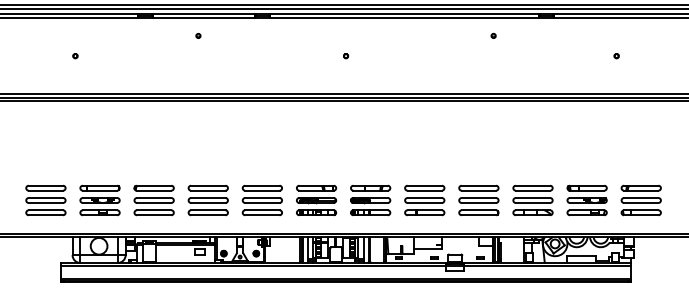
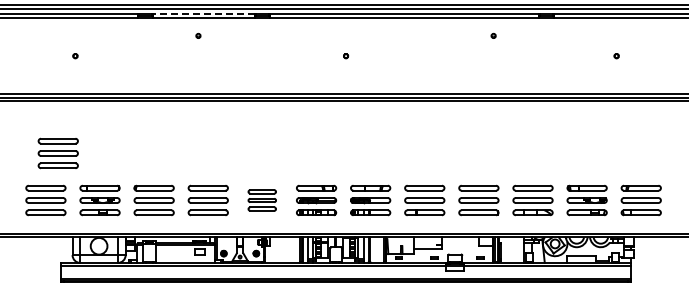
line: solid -> dashed (203, 13)
part: none -> present (57, 153)
part size: 42x33 px -> 30x23 px (261, 200)
